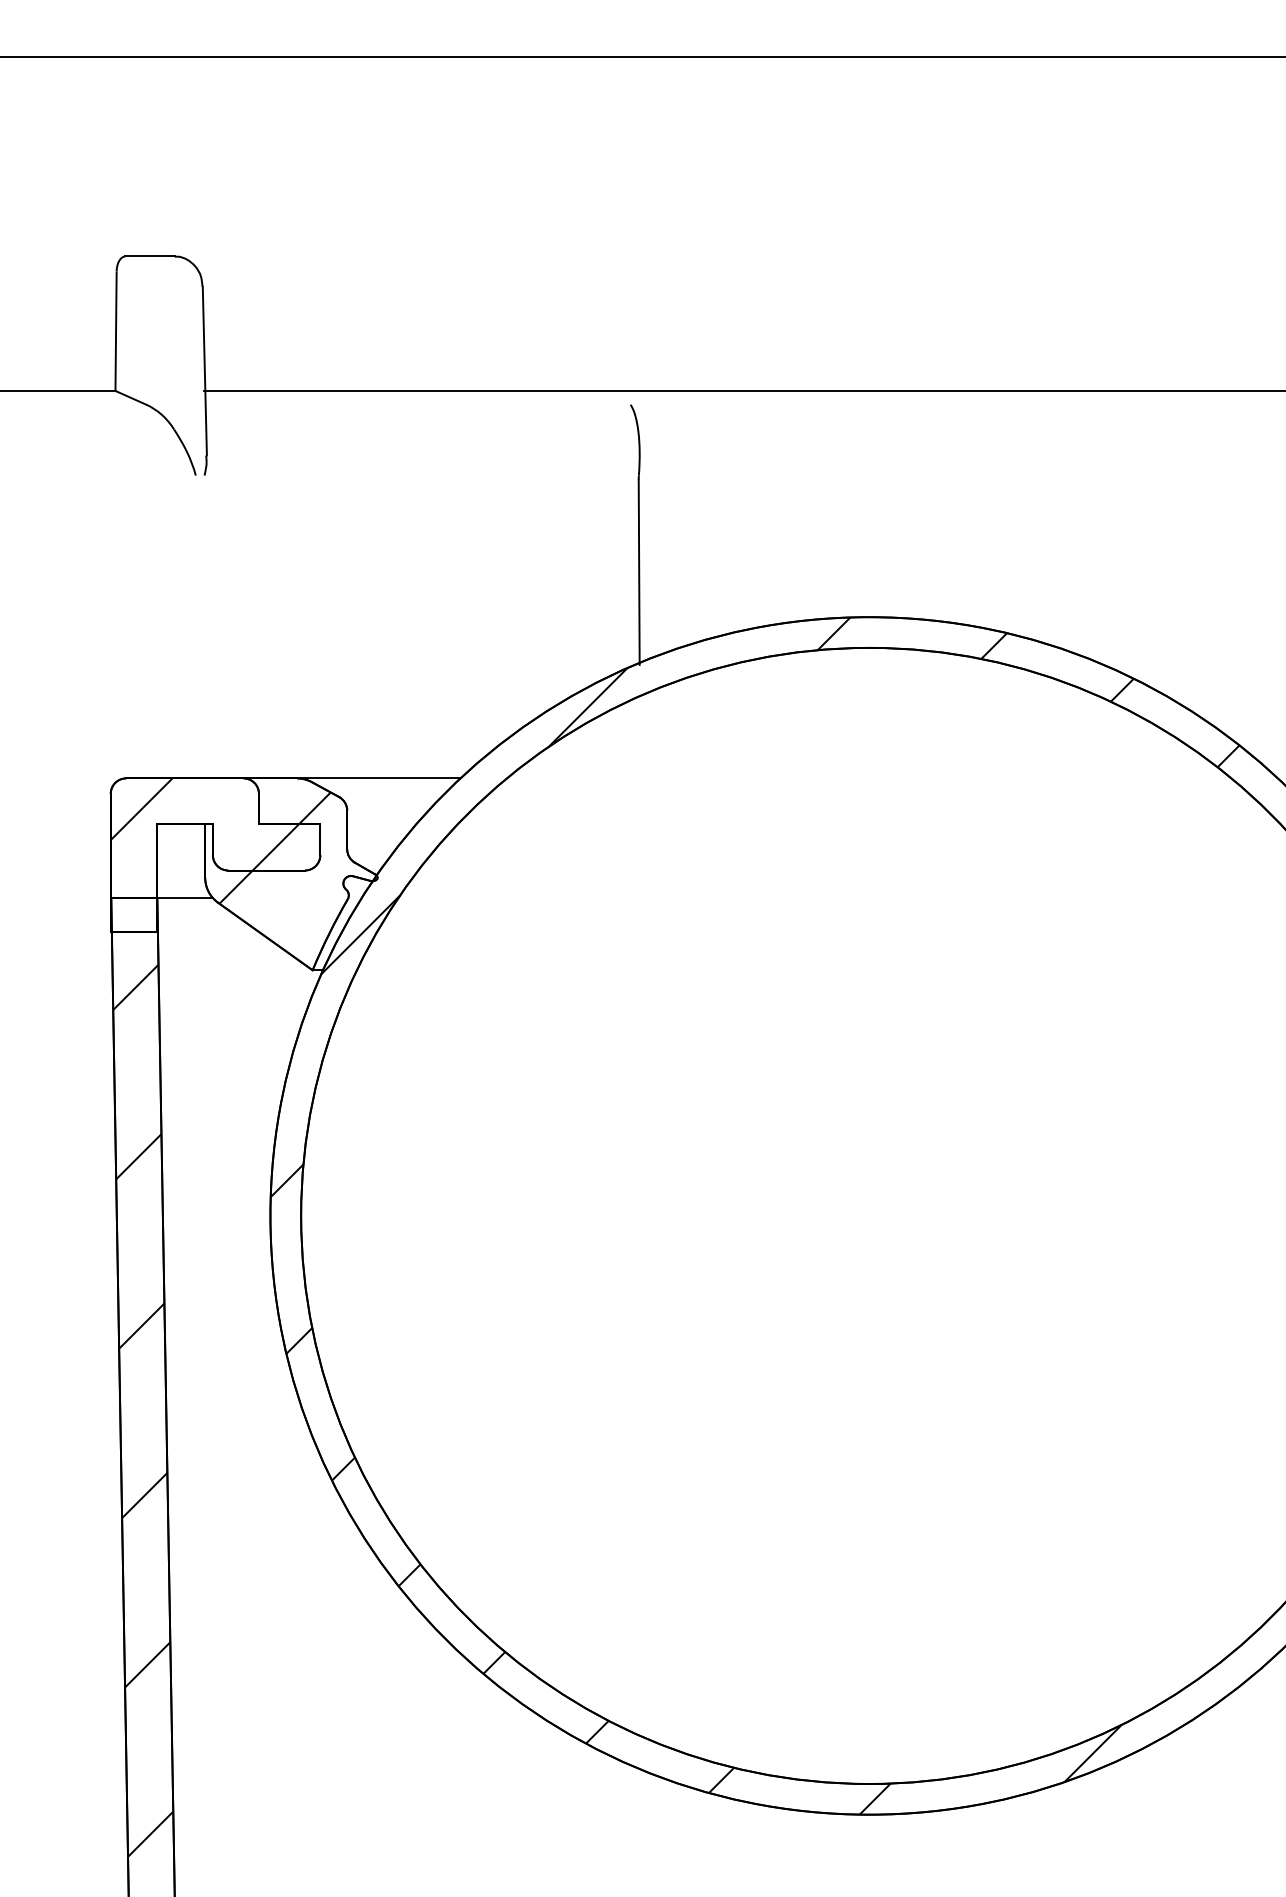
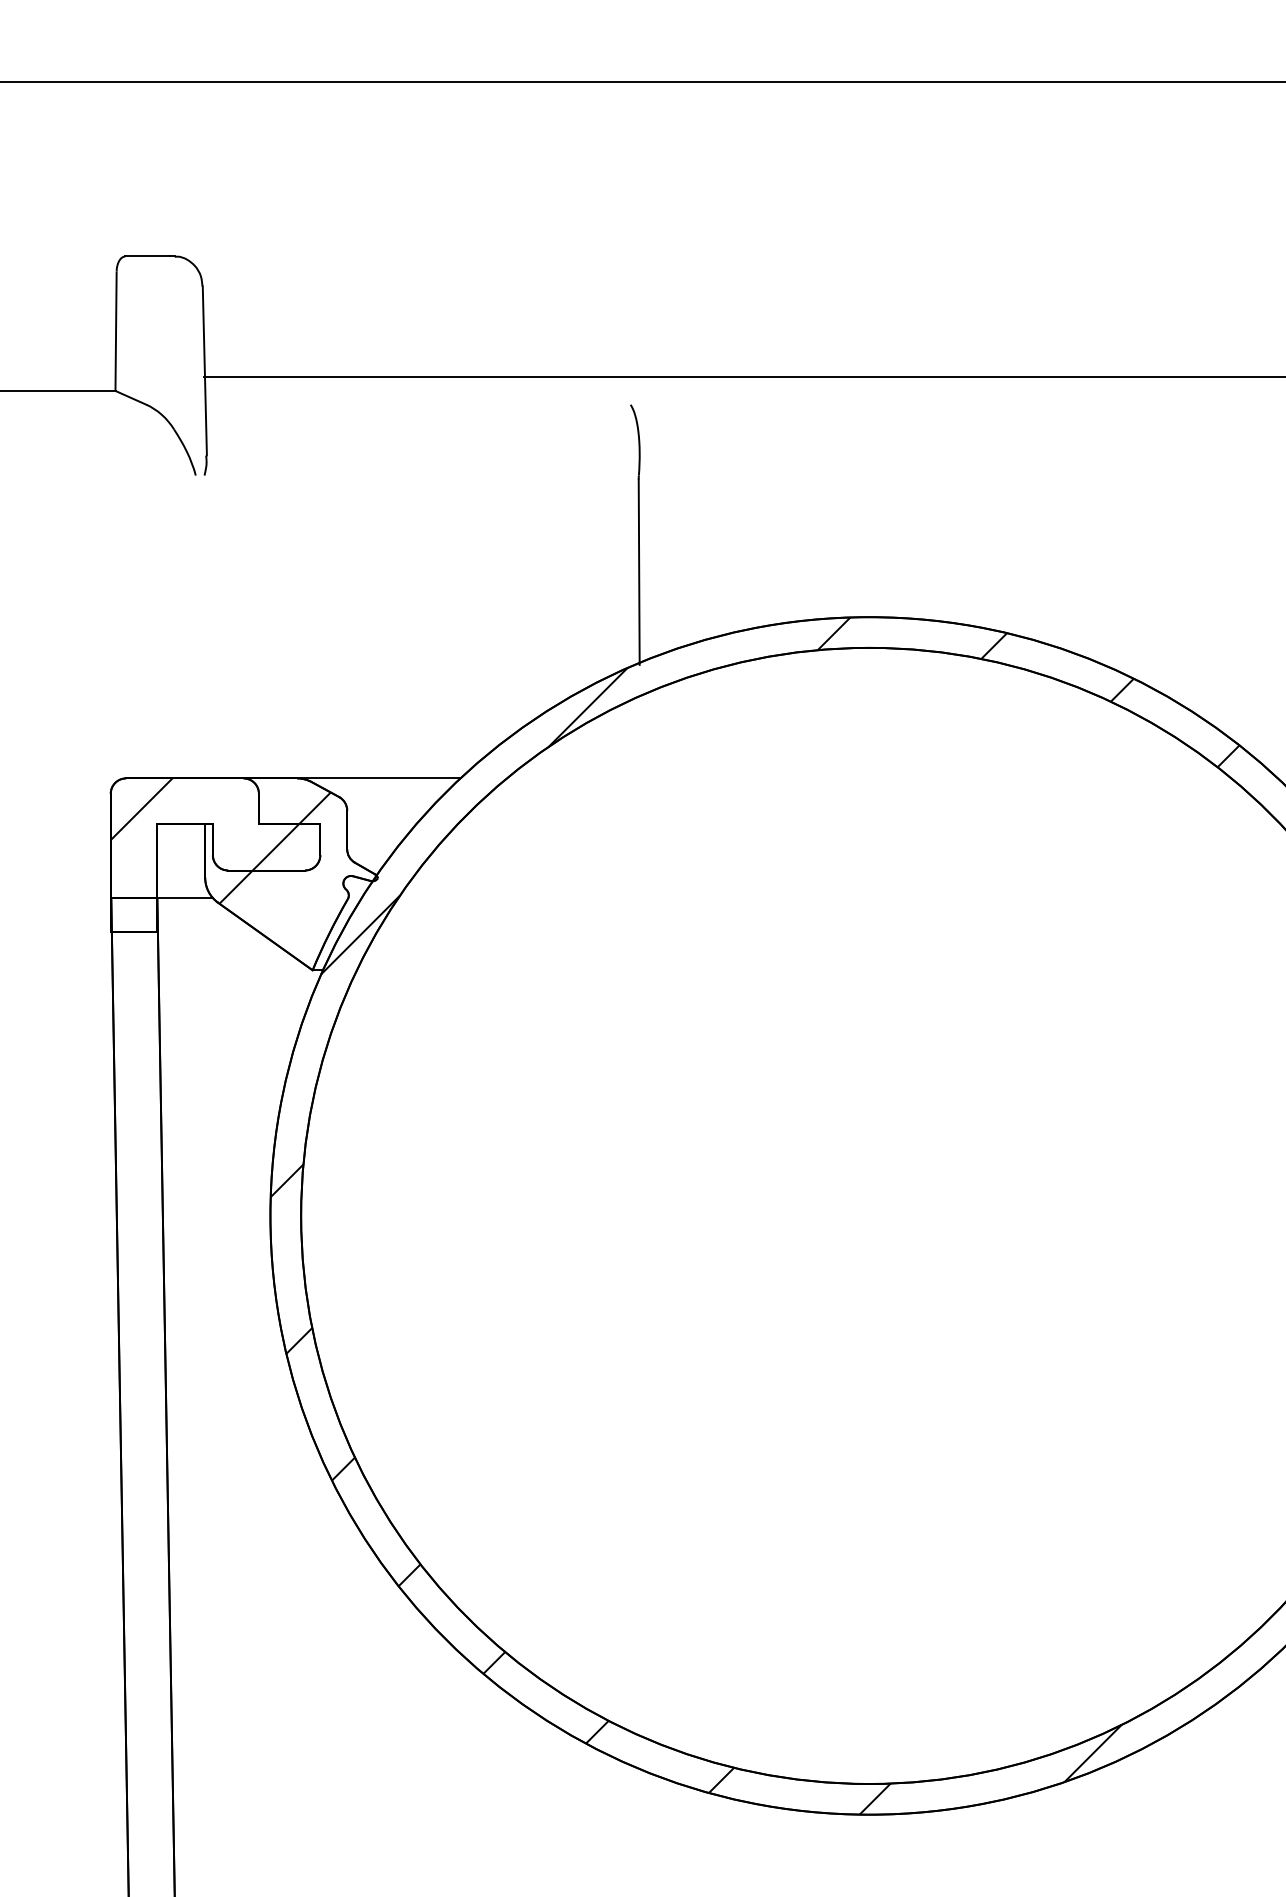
line position: (642, 56) -> (642, 81) (642, 81)
line position: (742, 390) -> (742, 376) (742, 376)
hatch: present -> none (143, 1410)
